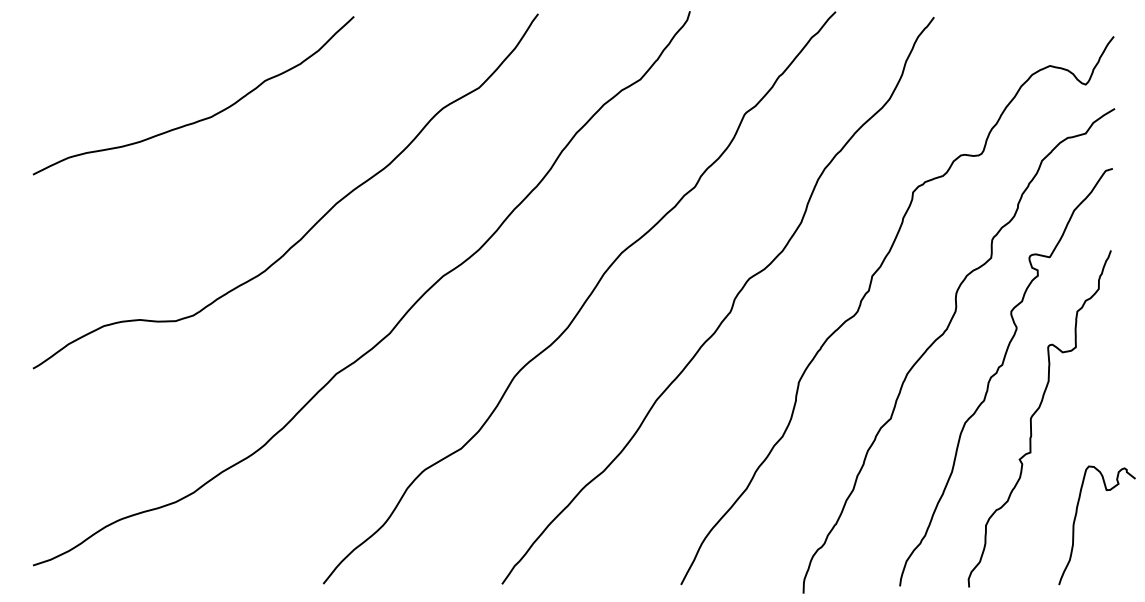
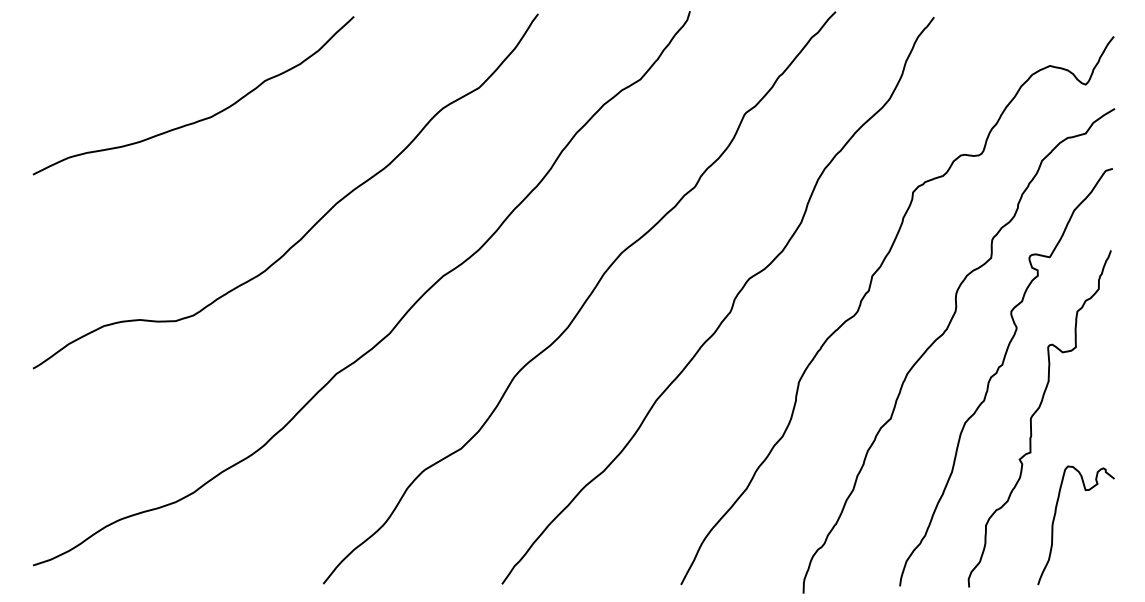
curve position: (1075, 521) -> (1054, 521) (1054, 521)
